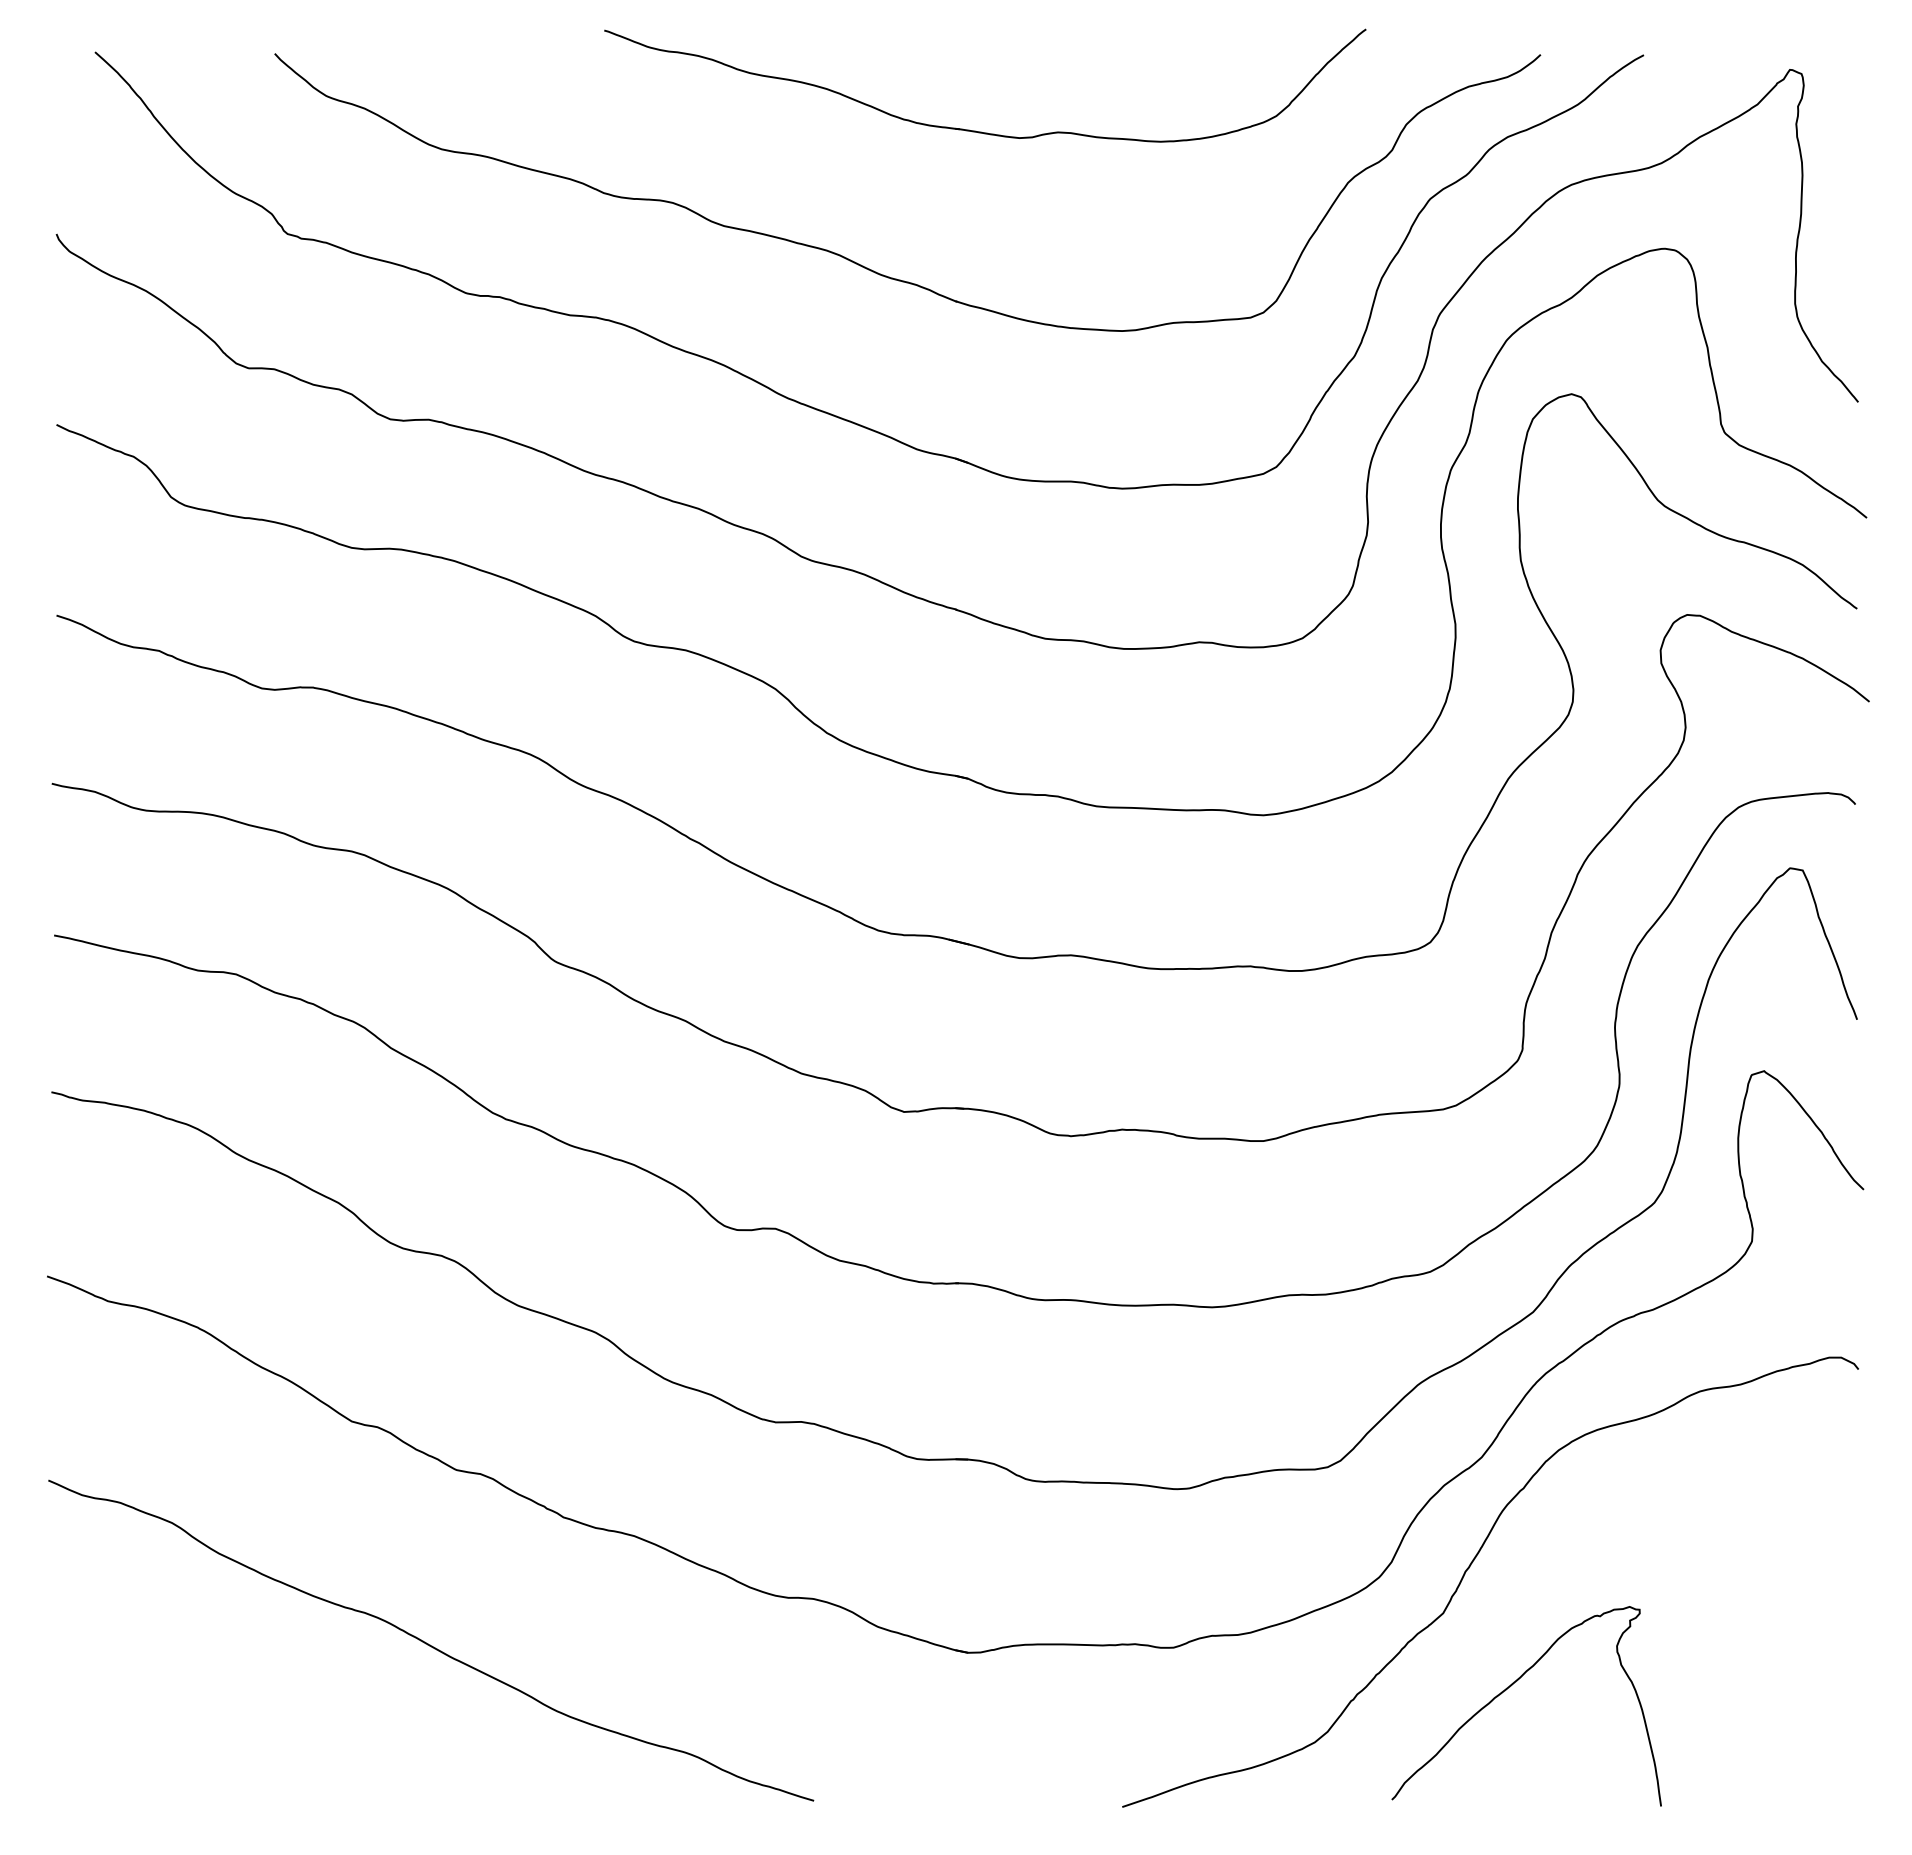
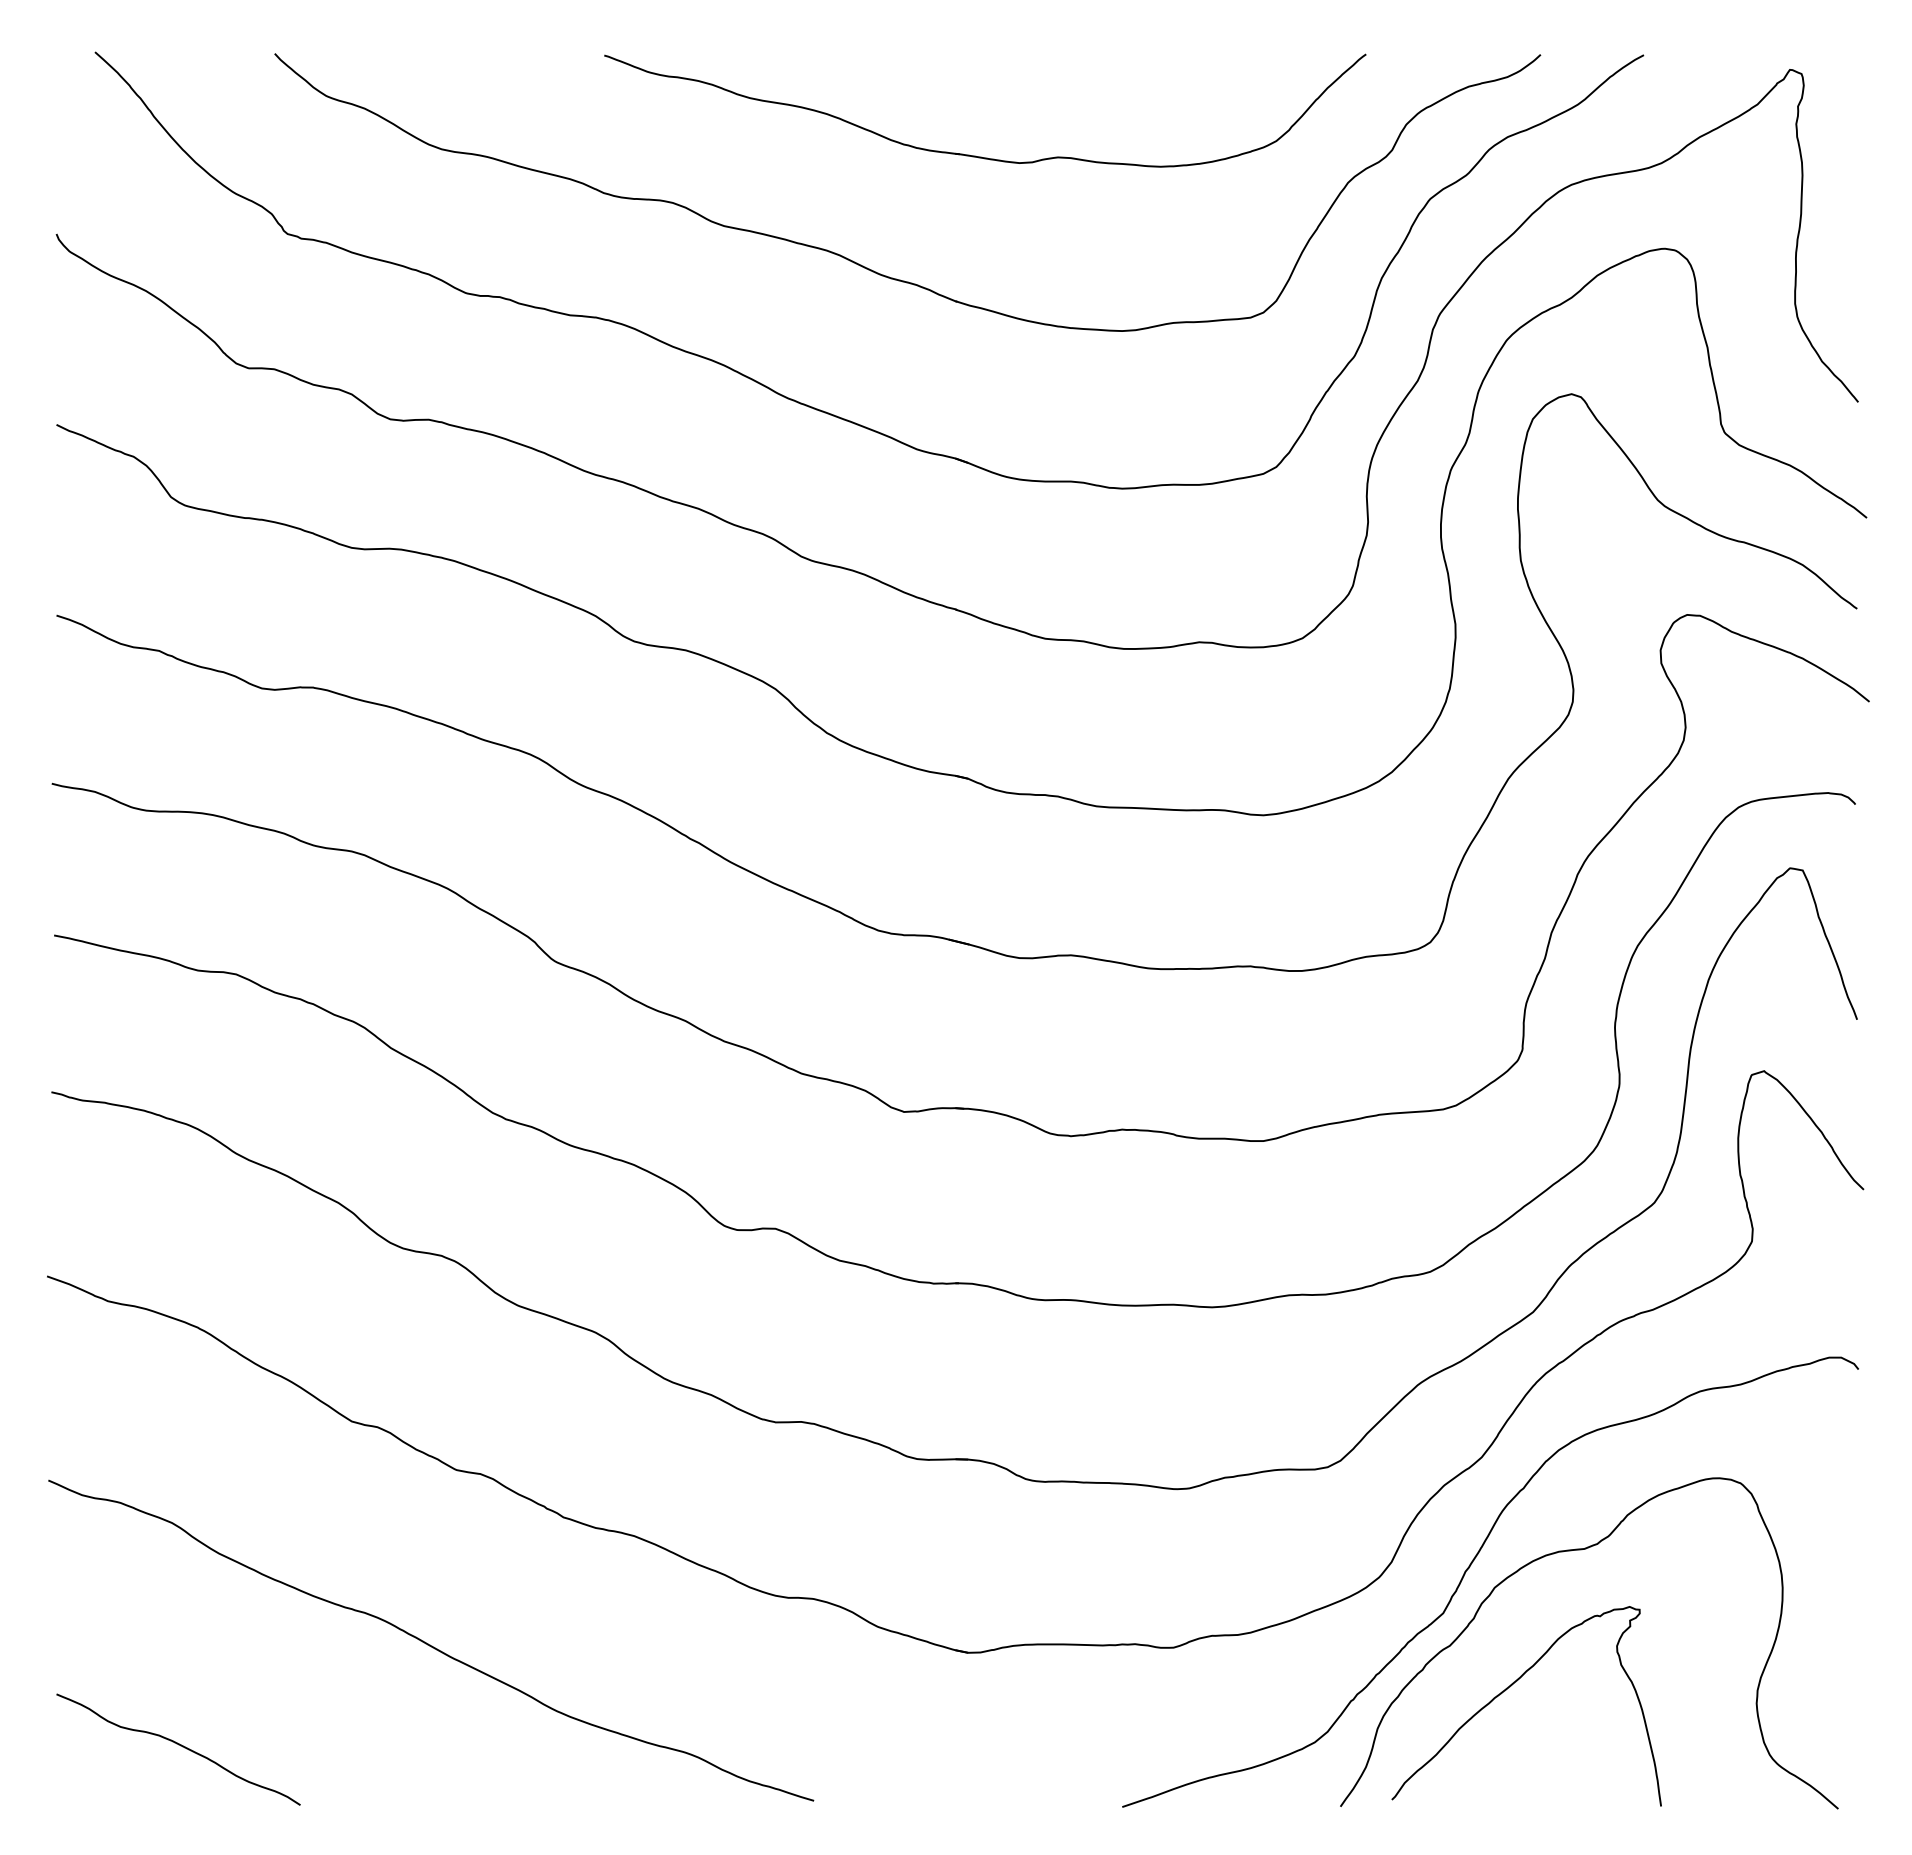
part position: (975, 130) -> (975, 155) (975, 155)
curve: none -> present (1581, 1550)
curve: none -> present (180, 1746)
